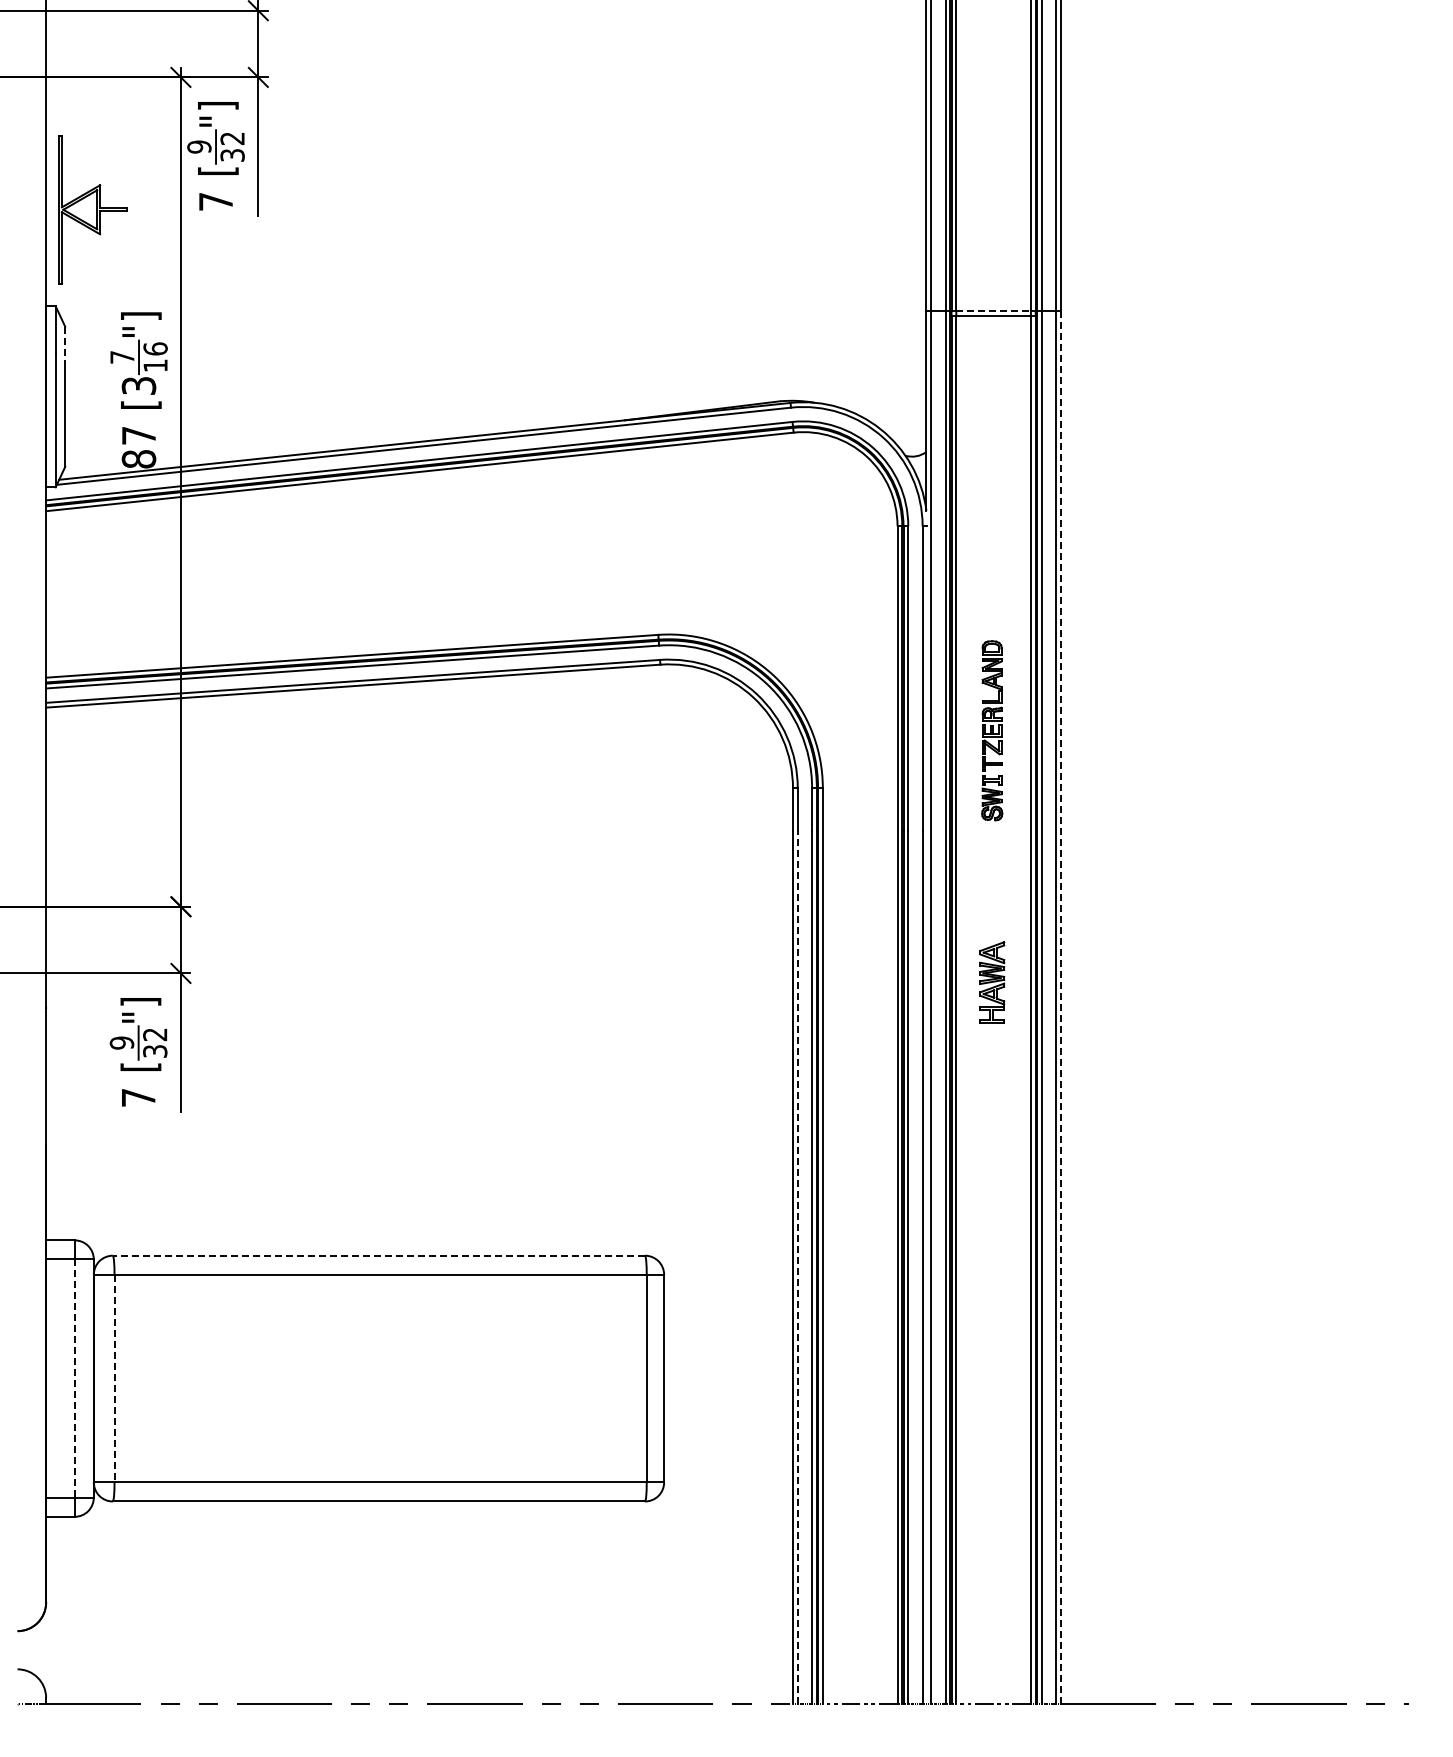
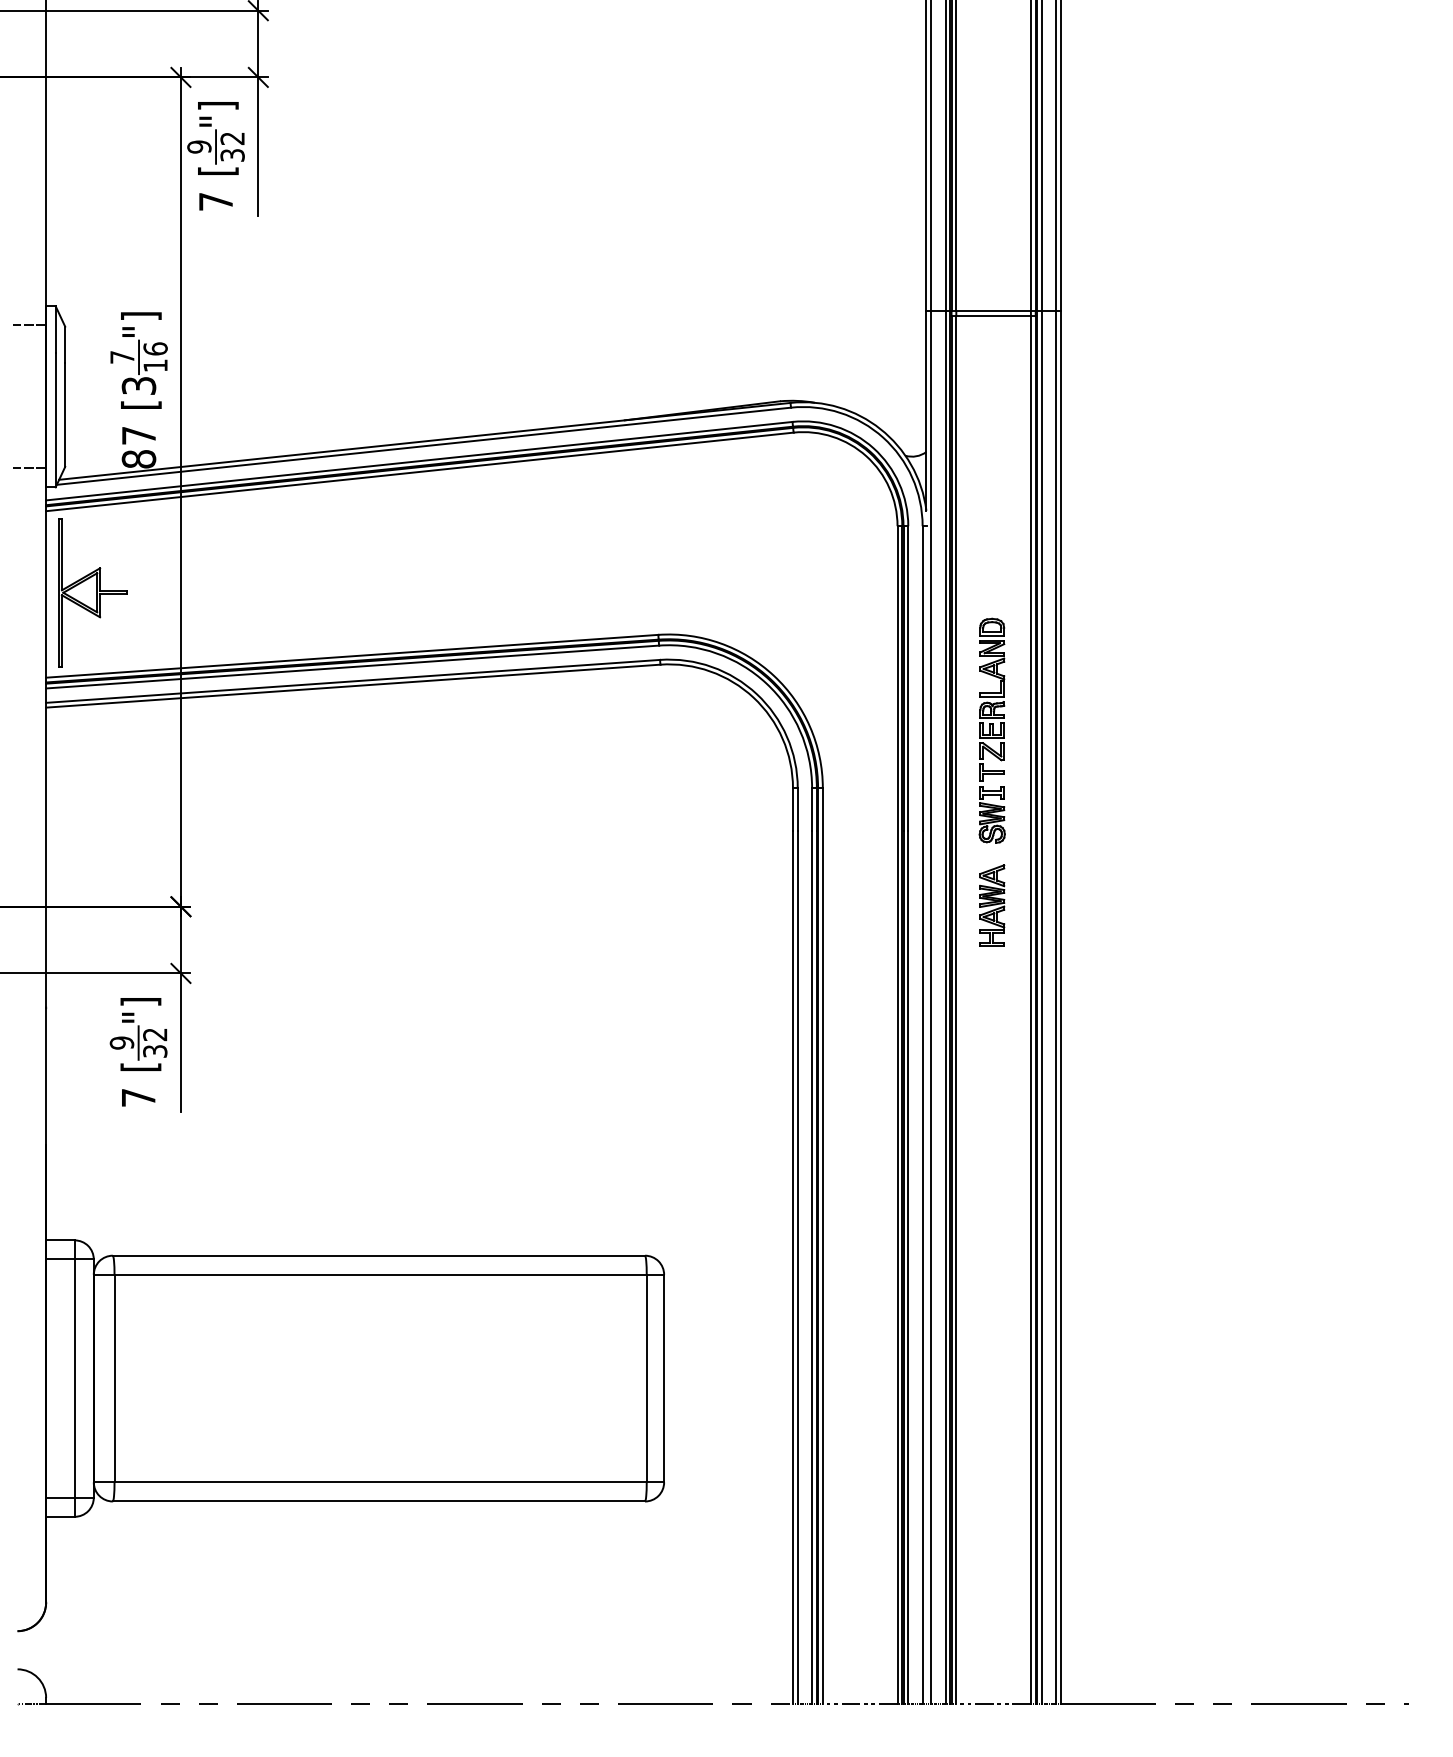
part position: (92, 209) -> (92, 592) (92, 592)
line: dashed -> solid (994, 311)
line: none -> present (29, 325)
line: dashed -> solid (65, 345)
line: none -> present (29, 468)
part size: 23x182 px -> 28x227 px (991, 730)
part position: (992, 982) -> (992, 905) (992, 905)
line: dashed -> solid (1060, 1007)
line: dashed -> solid (378, 1255)
line: dashed -> solid (797, 1267)
line: dashed -> solid (114, 1378)
line: dashed -> solid (74, 1379)
